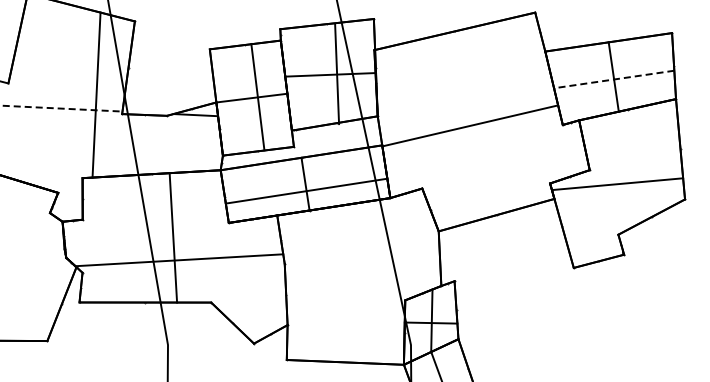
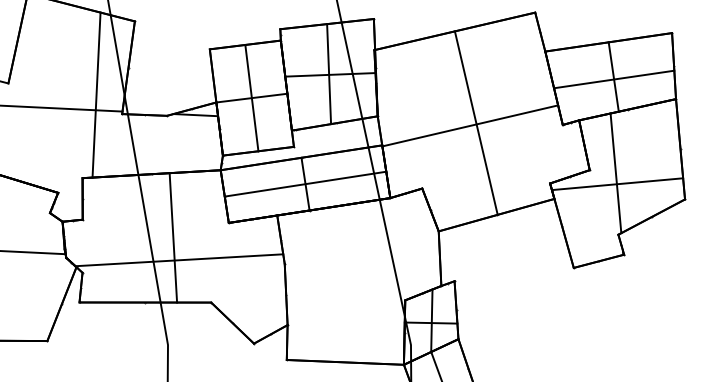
line position: (337, 74) -> (329, 74) (329, 74)
line: dashed -> solid (614, 79)
line position: (257, 96) -> (251, 97) (251, 97)
line: dashed -> solid (61, 108)
line: none -> present (475, 122)
line: none -> present (615, 173)
line position: (306, 190) -> (305, 183) (305, 183)
line: none -> present (33, 252)
